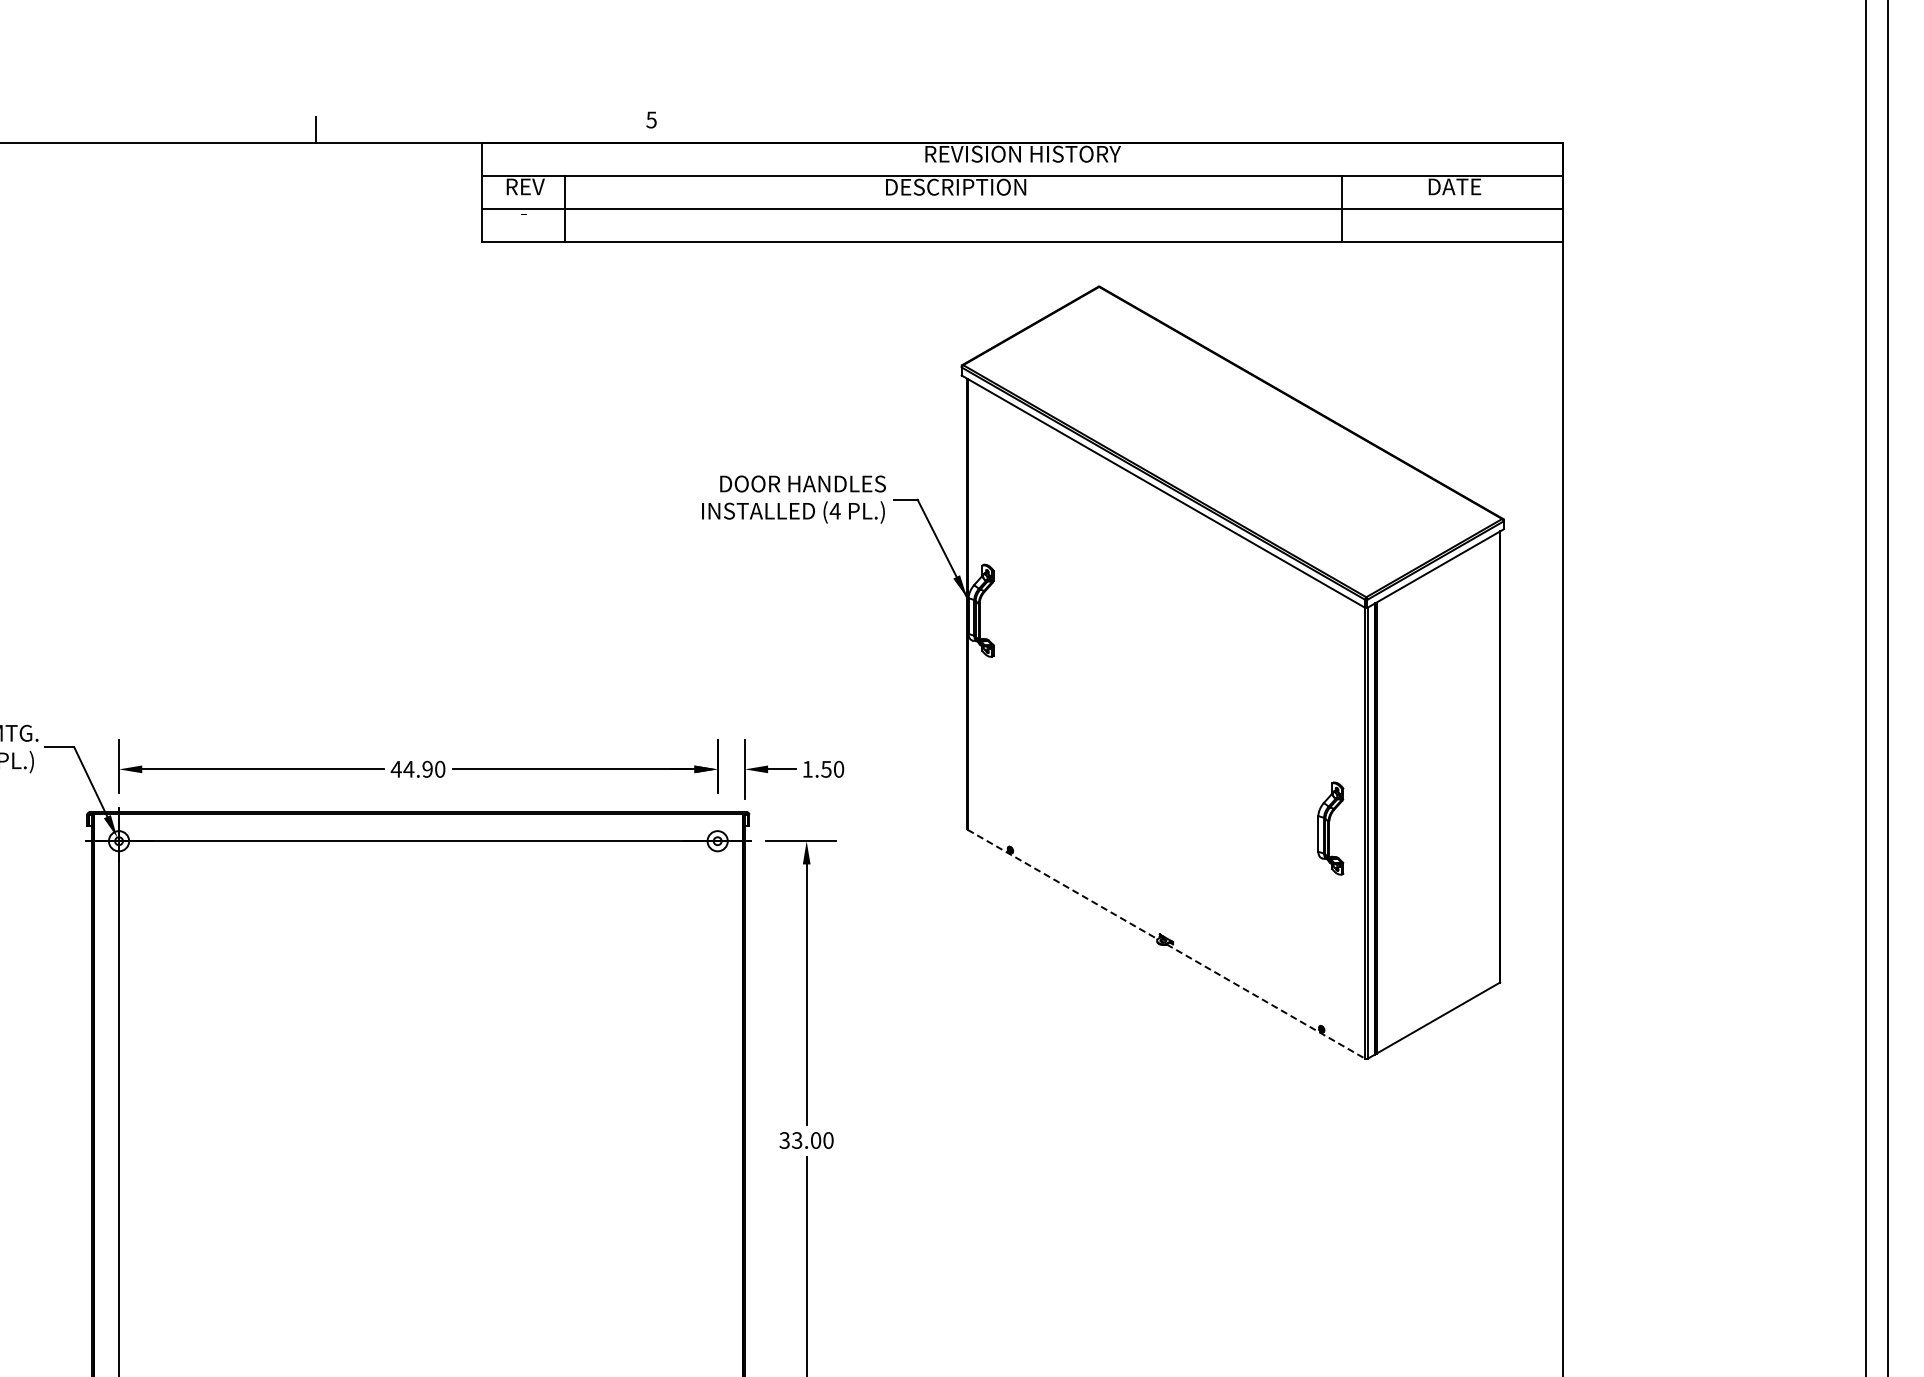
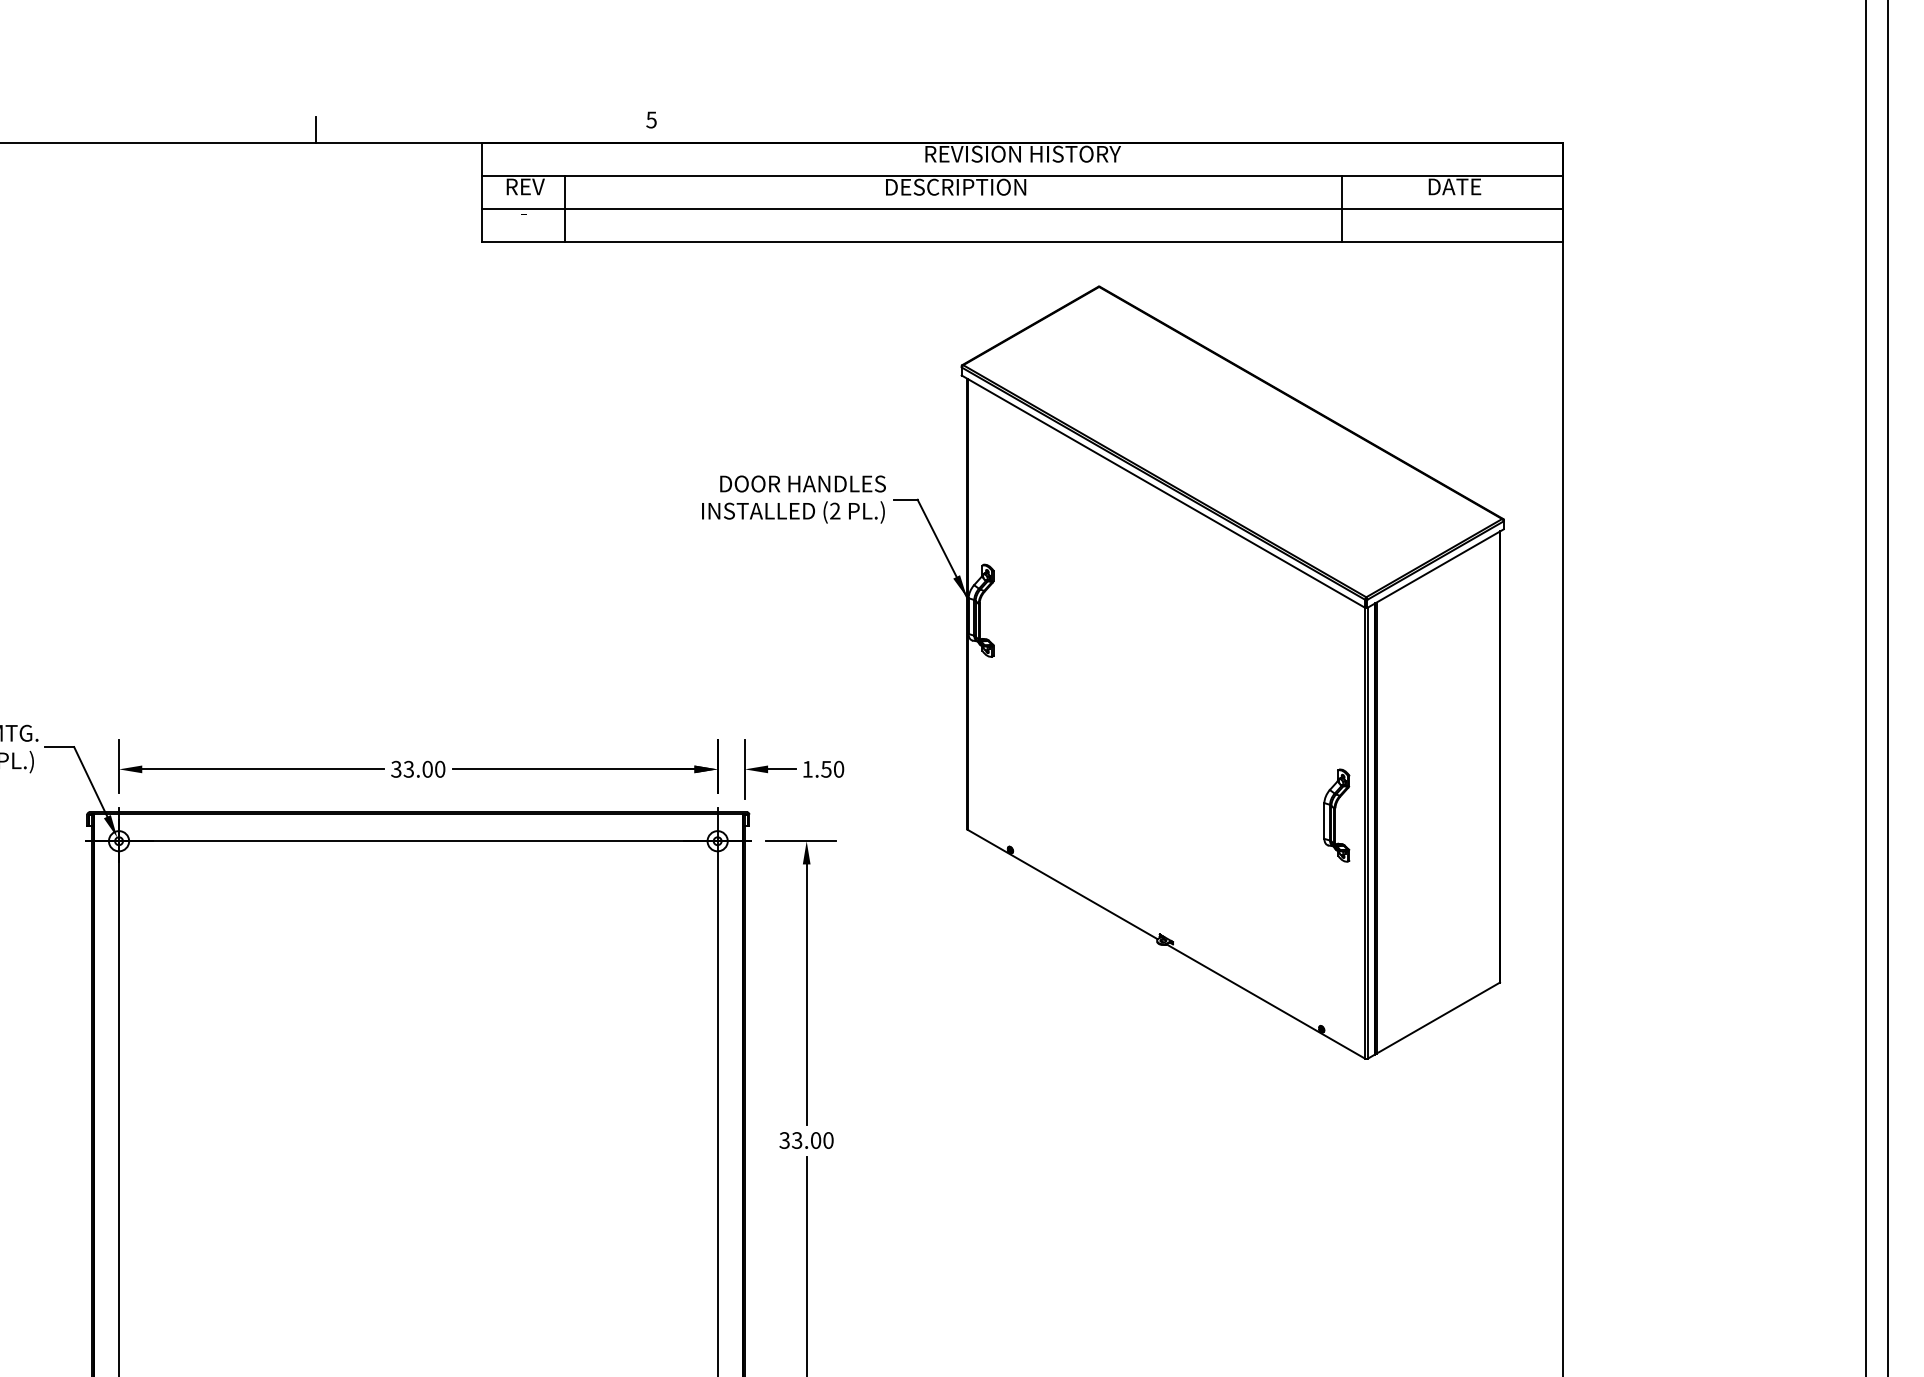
text: (4 -> (2 (834, 510)
text: 44.90 -> 33.00 (411, 768)
part position: (1330, 828) -> (1336, 815) (1336, 815)
line: dashed -> solid (1062, 884)
line: dashed -> solid (1266, 1001)
line: none -> present (717, 1090)
